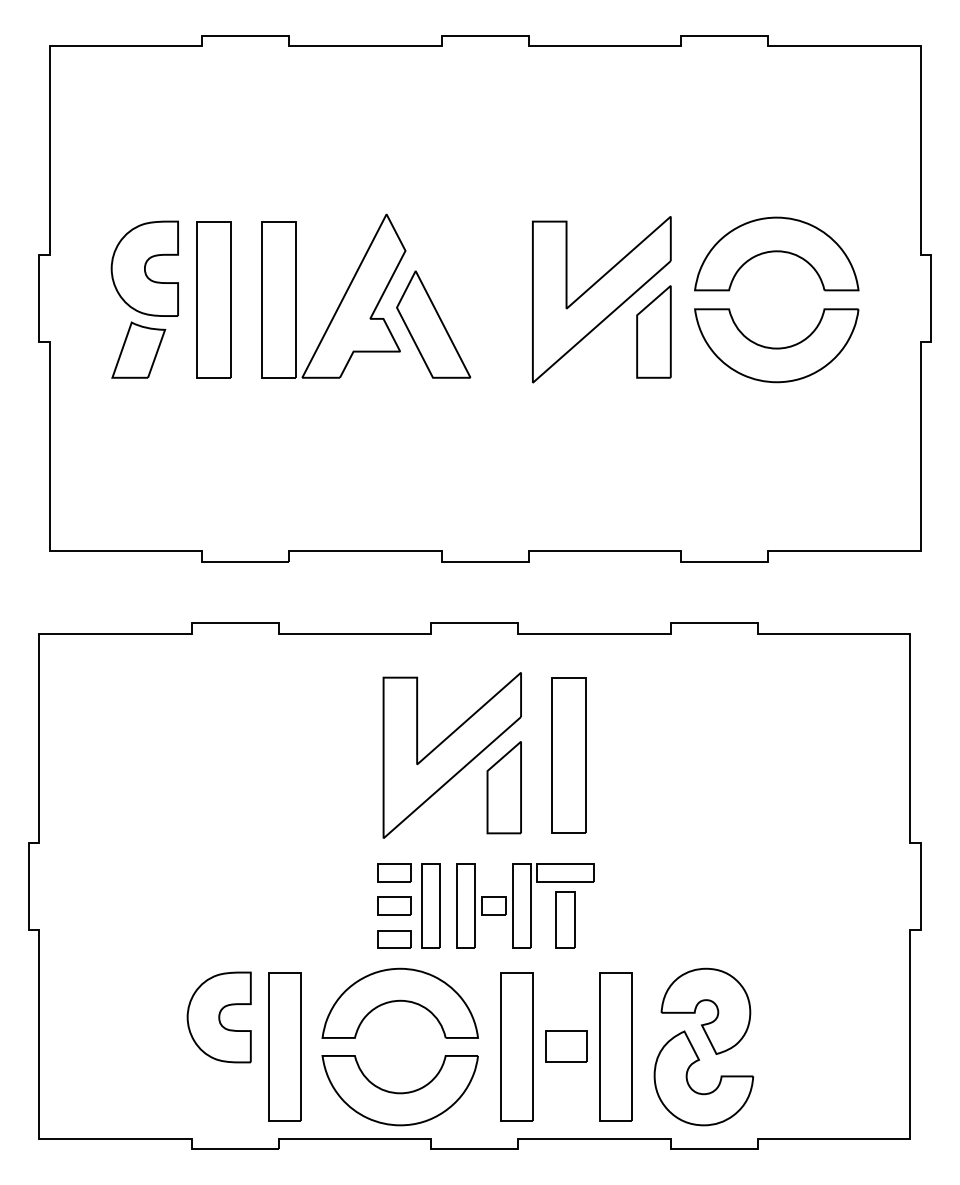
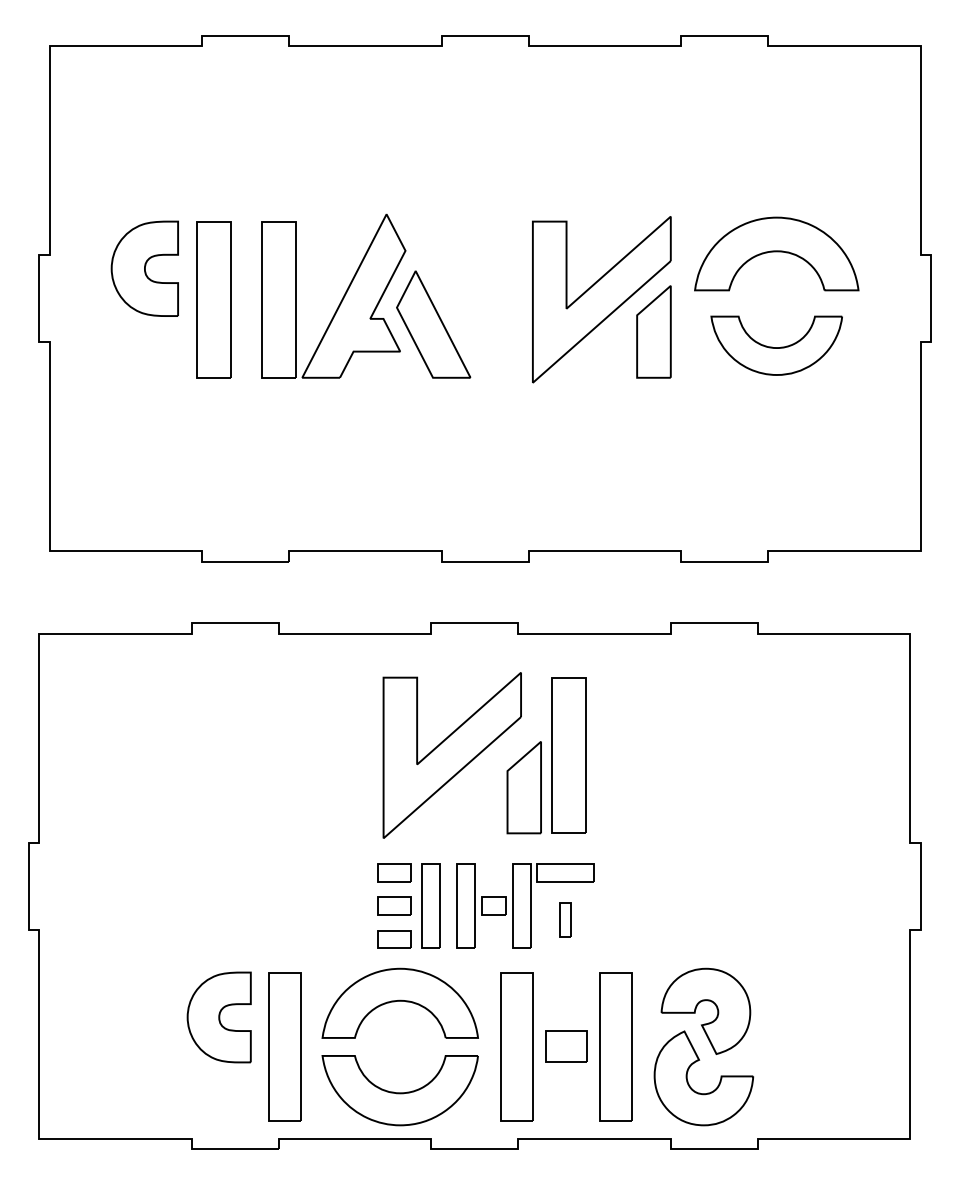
part size: 166x76 px -> 133x61 px (776, 345)
part: present -> none (138, 349)
part position: (503, 787) -> (523, 787) (523, 787)
part size: 21x58 px -> 13x36 px (565, 919)
